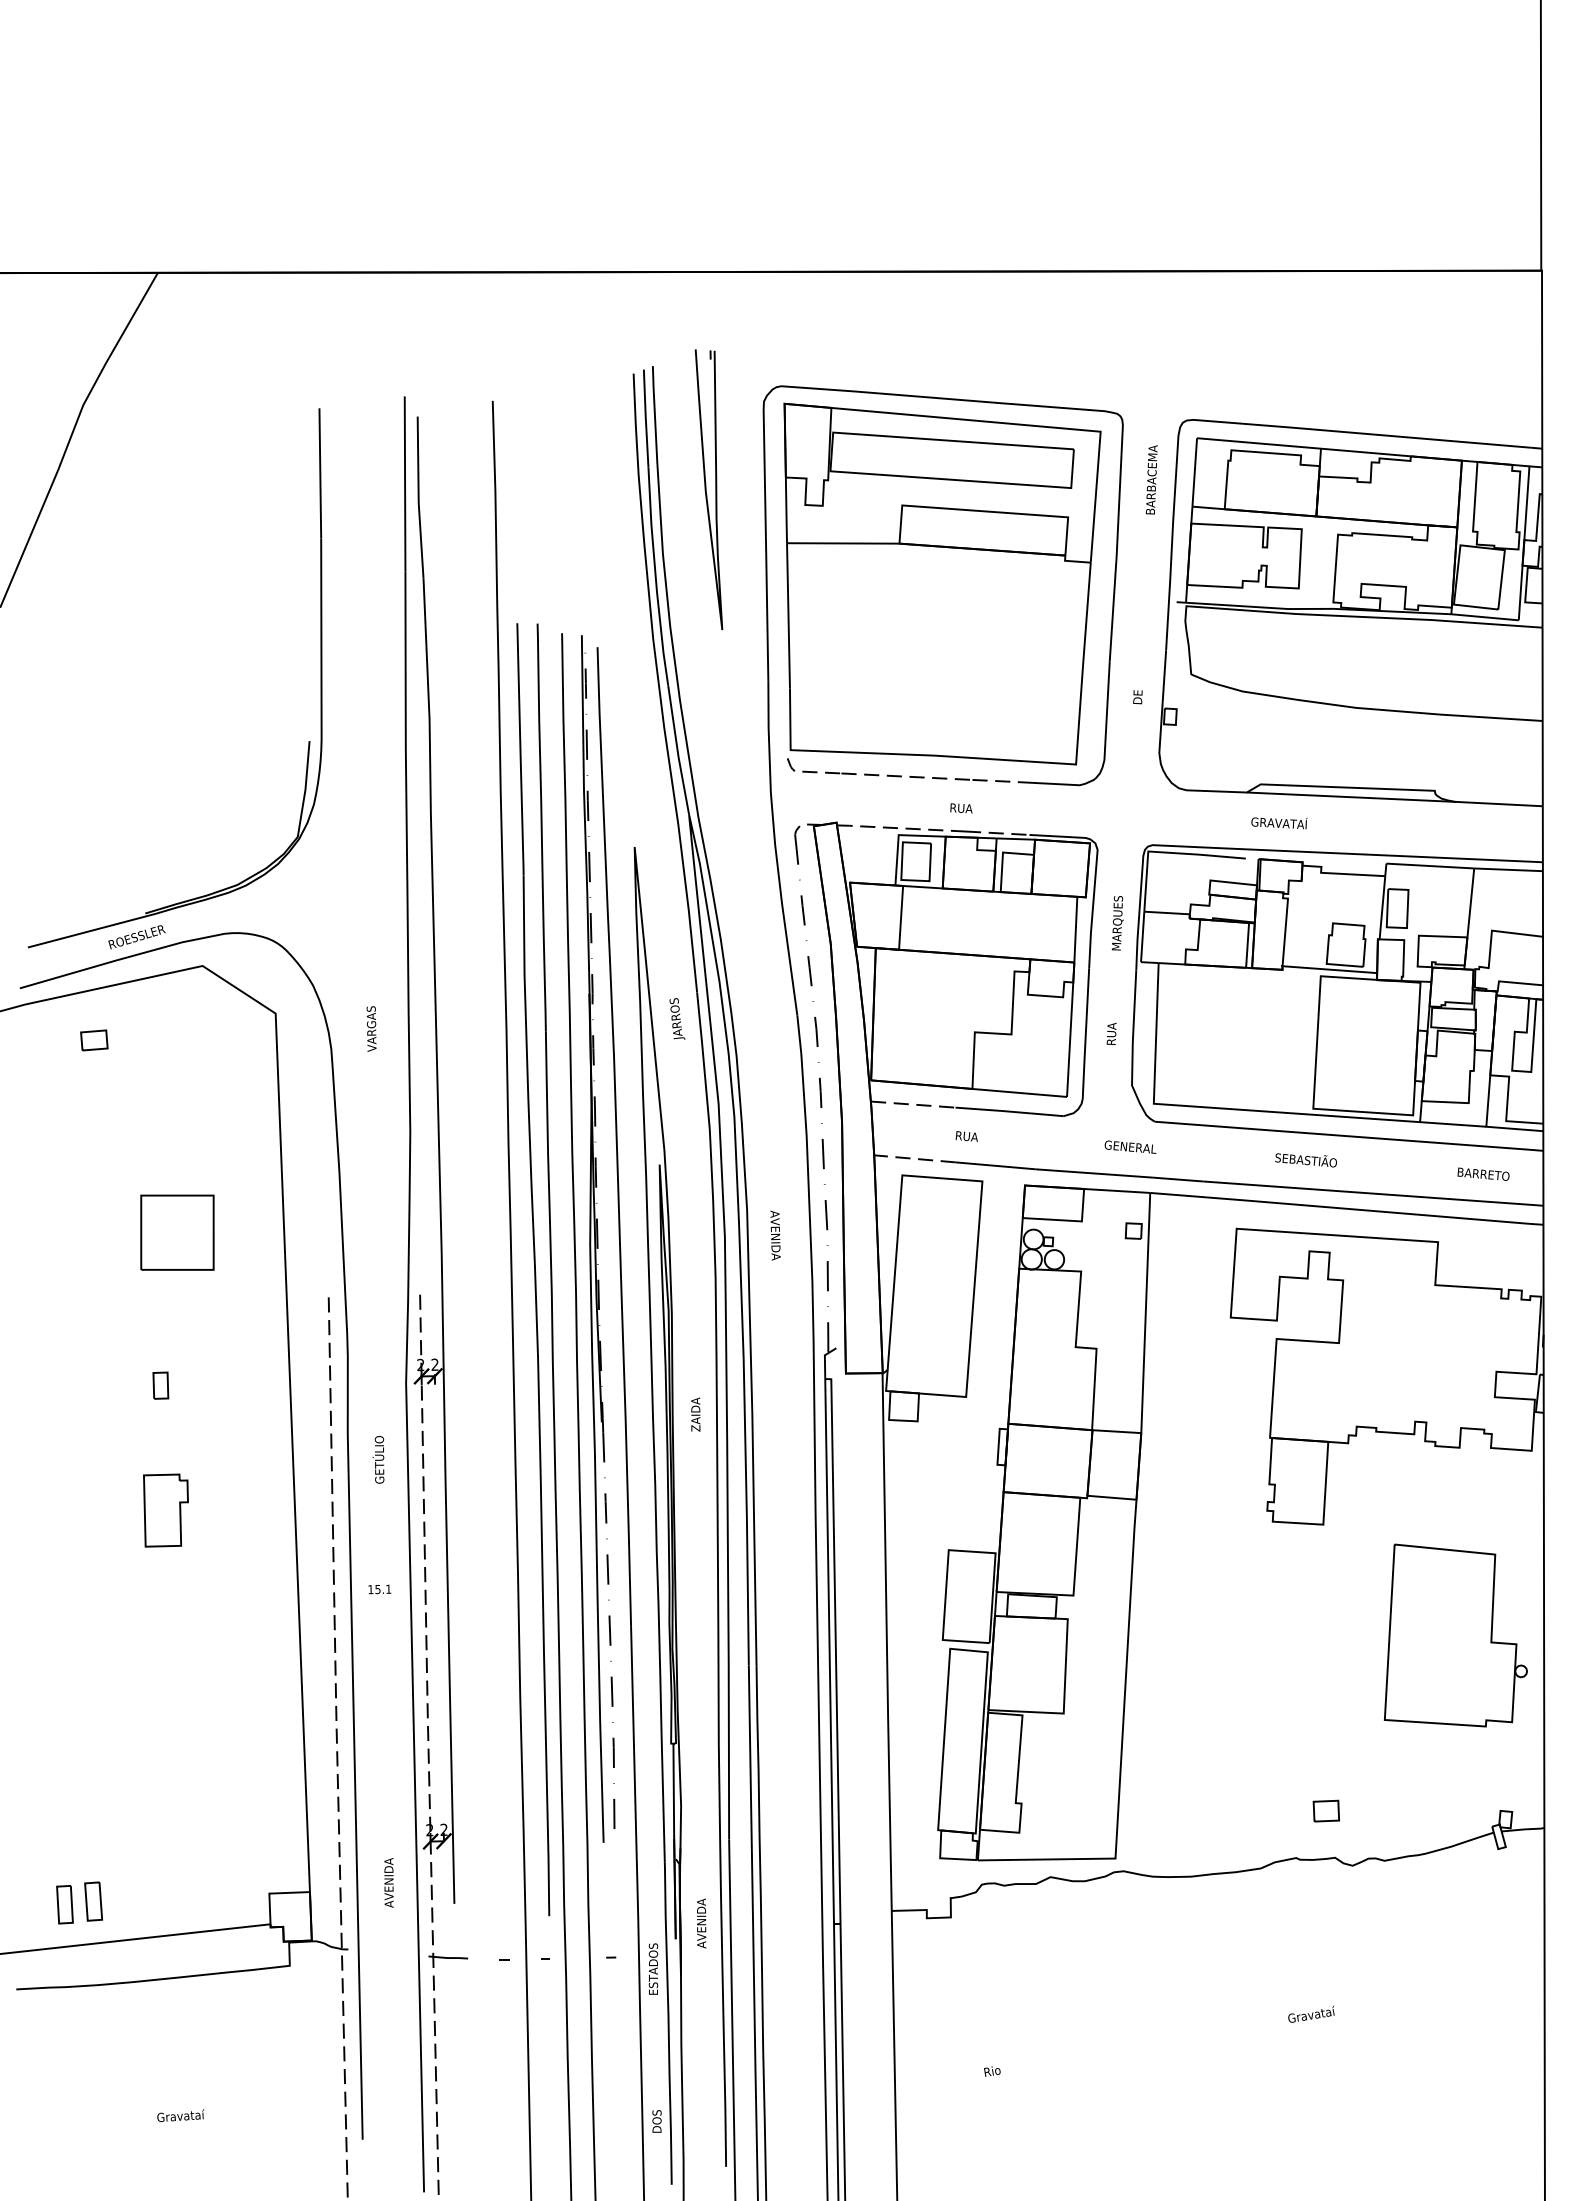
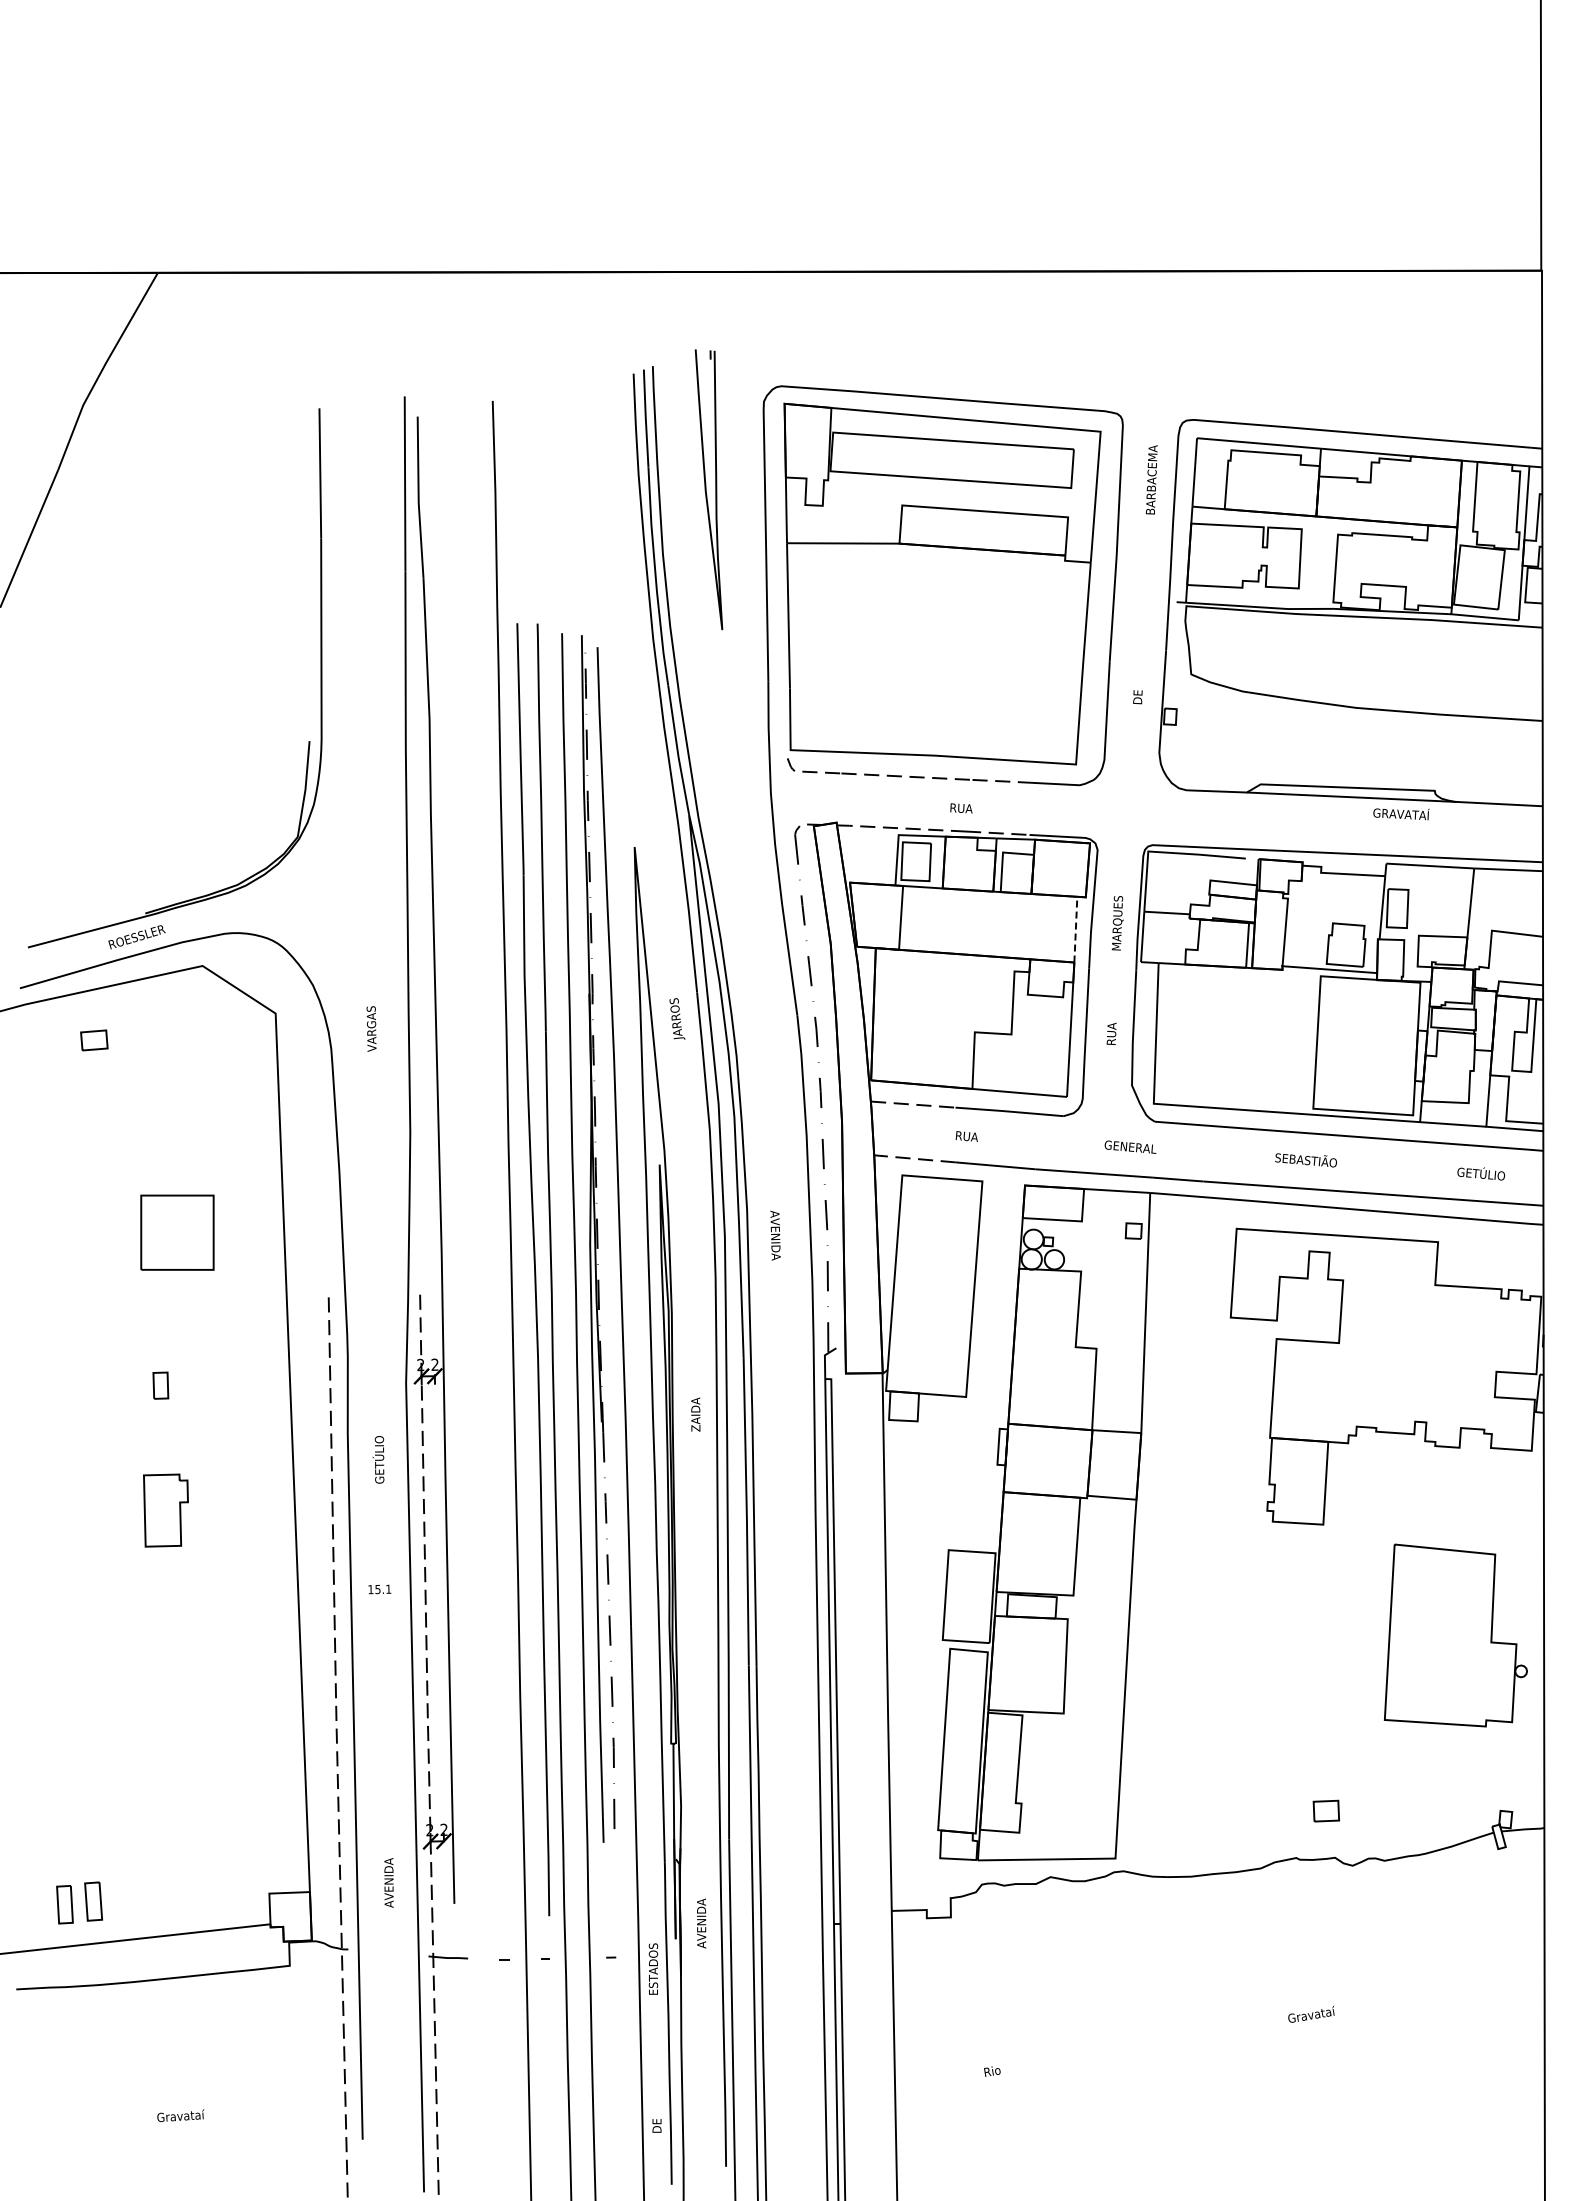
text position: (1279, 823) -> (1401, 814) (1401, 814)
line: solid -> dashed (1075, 929)
text: BARRETO -> GETÚLIO (1483, 1173)
text: DOS -> DE (656, 2117)
